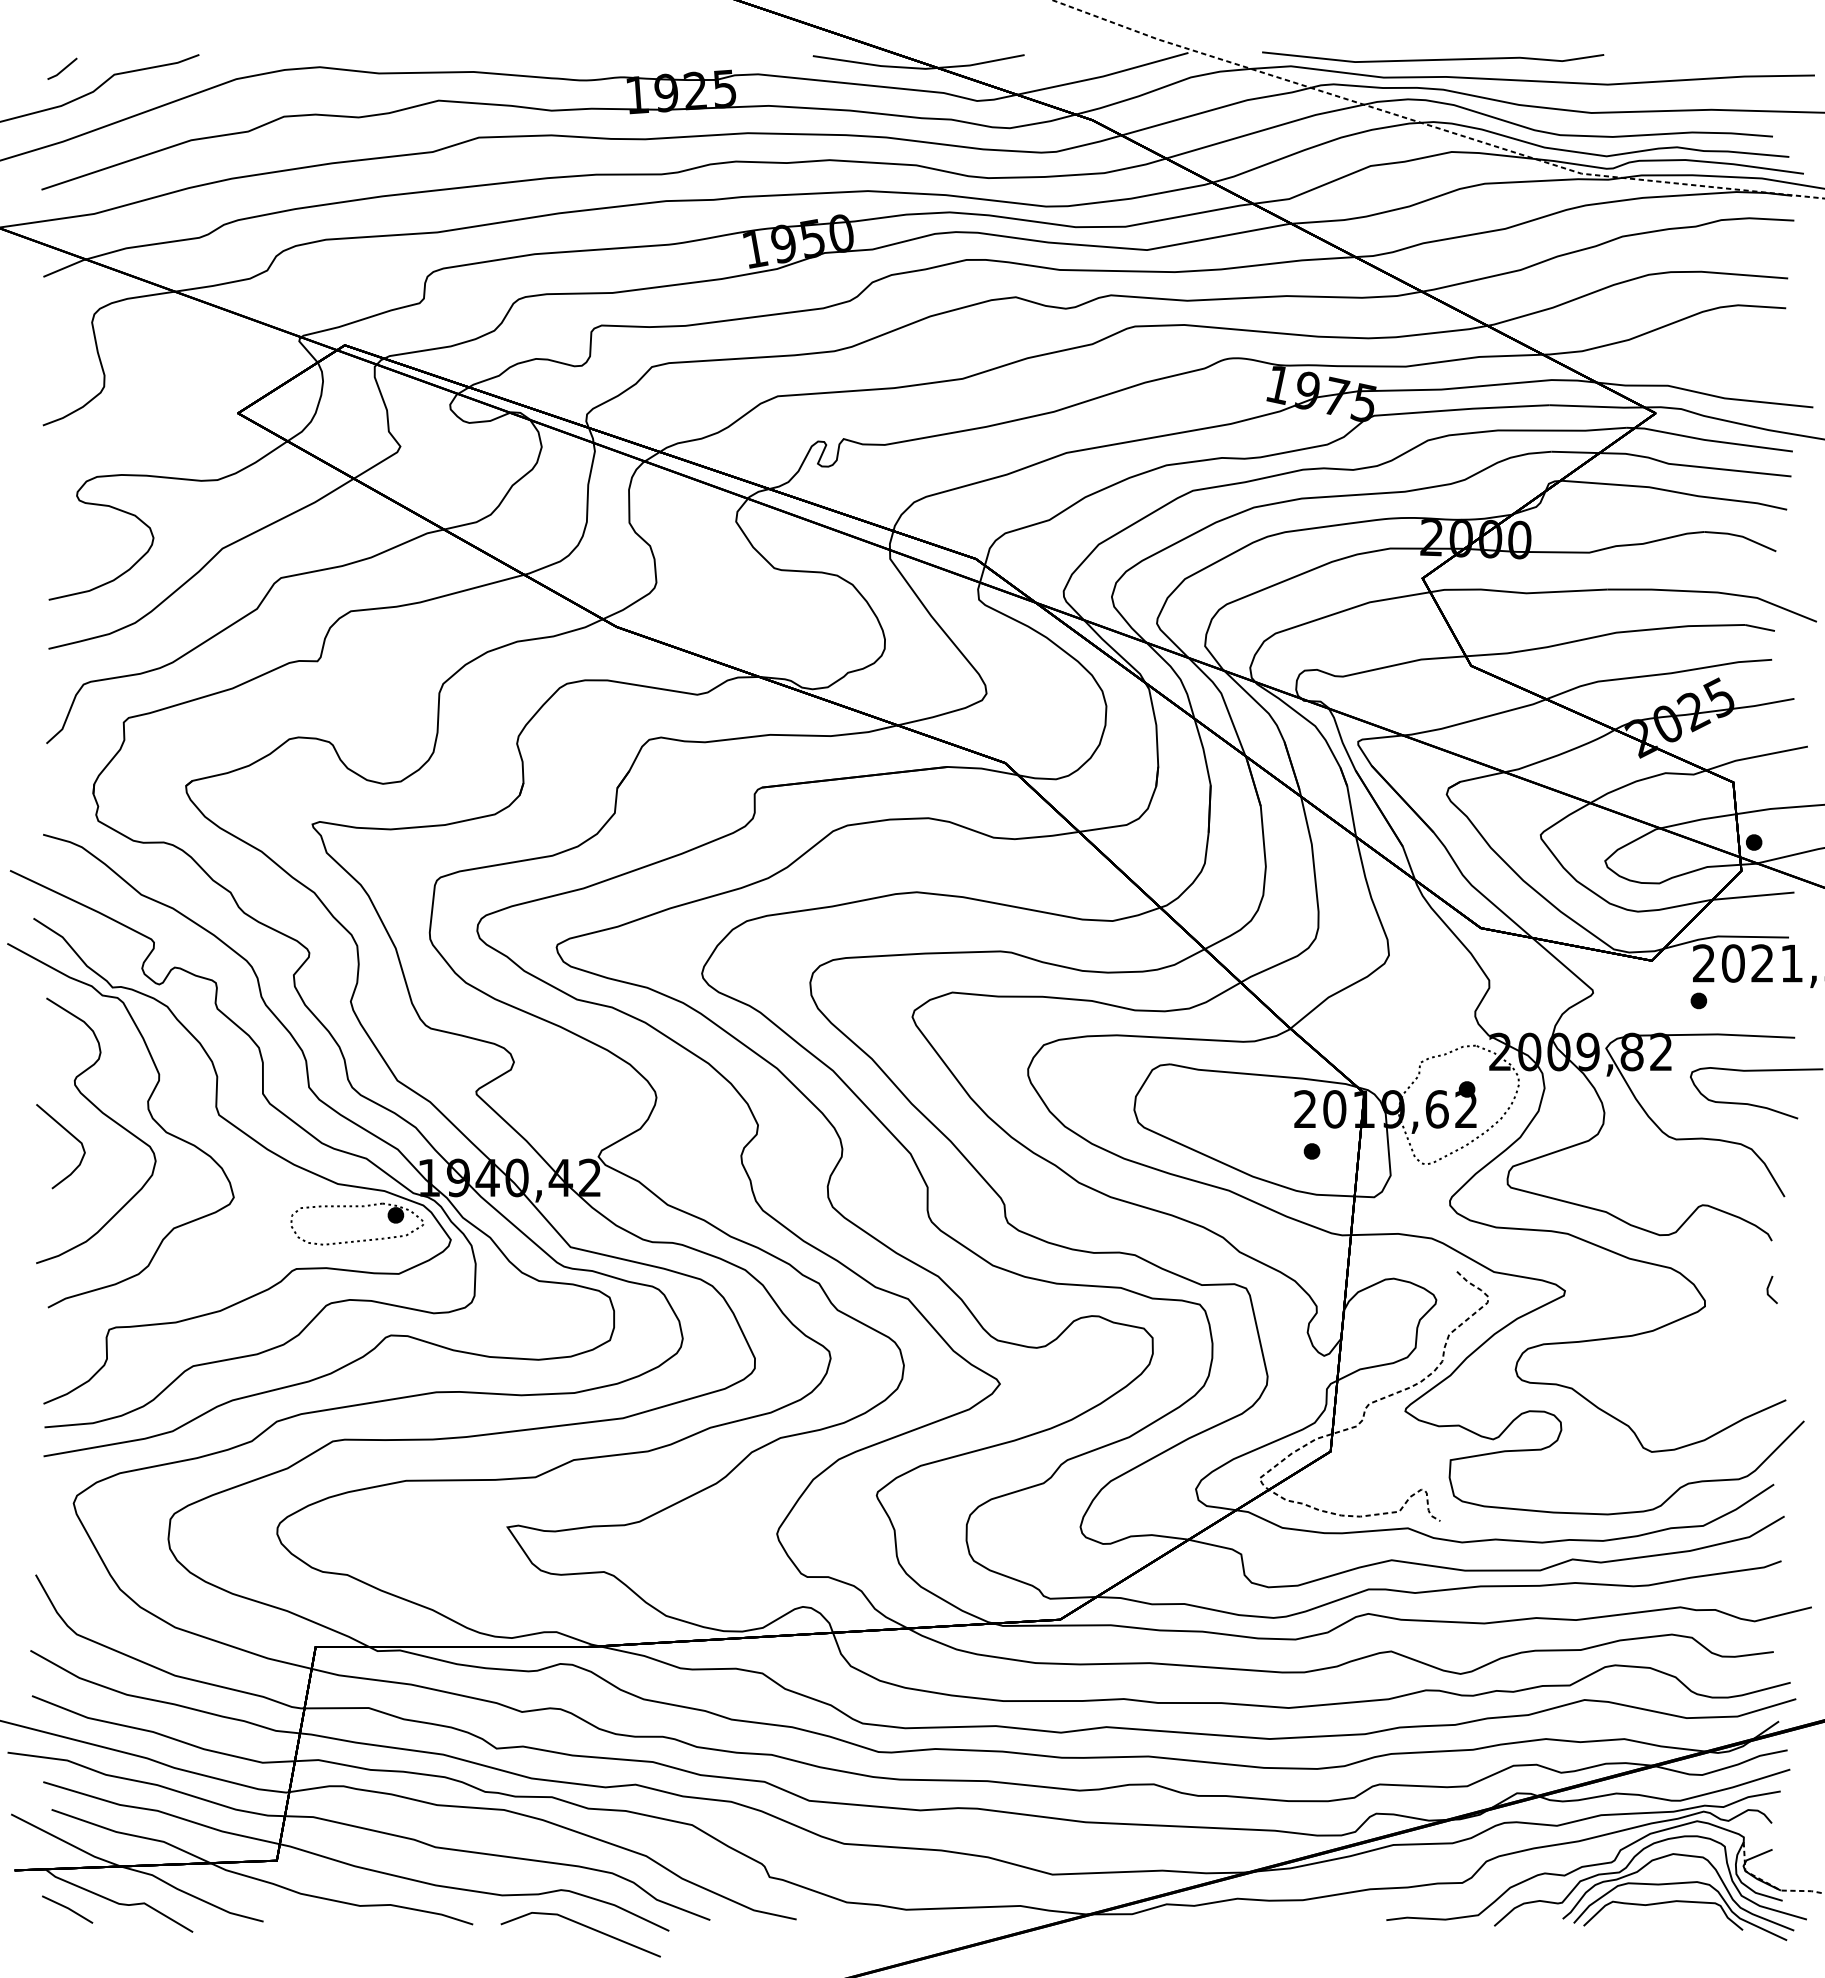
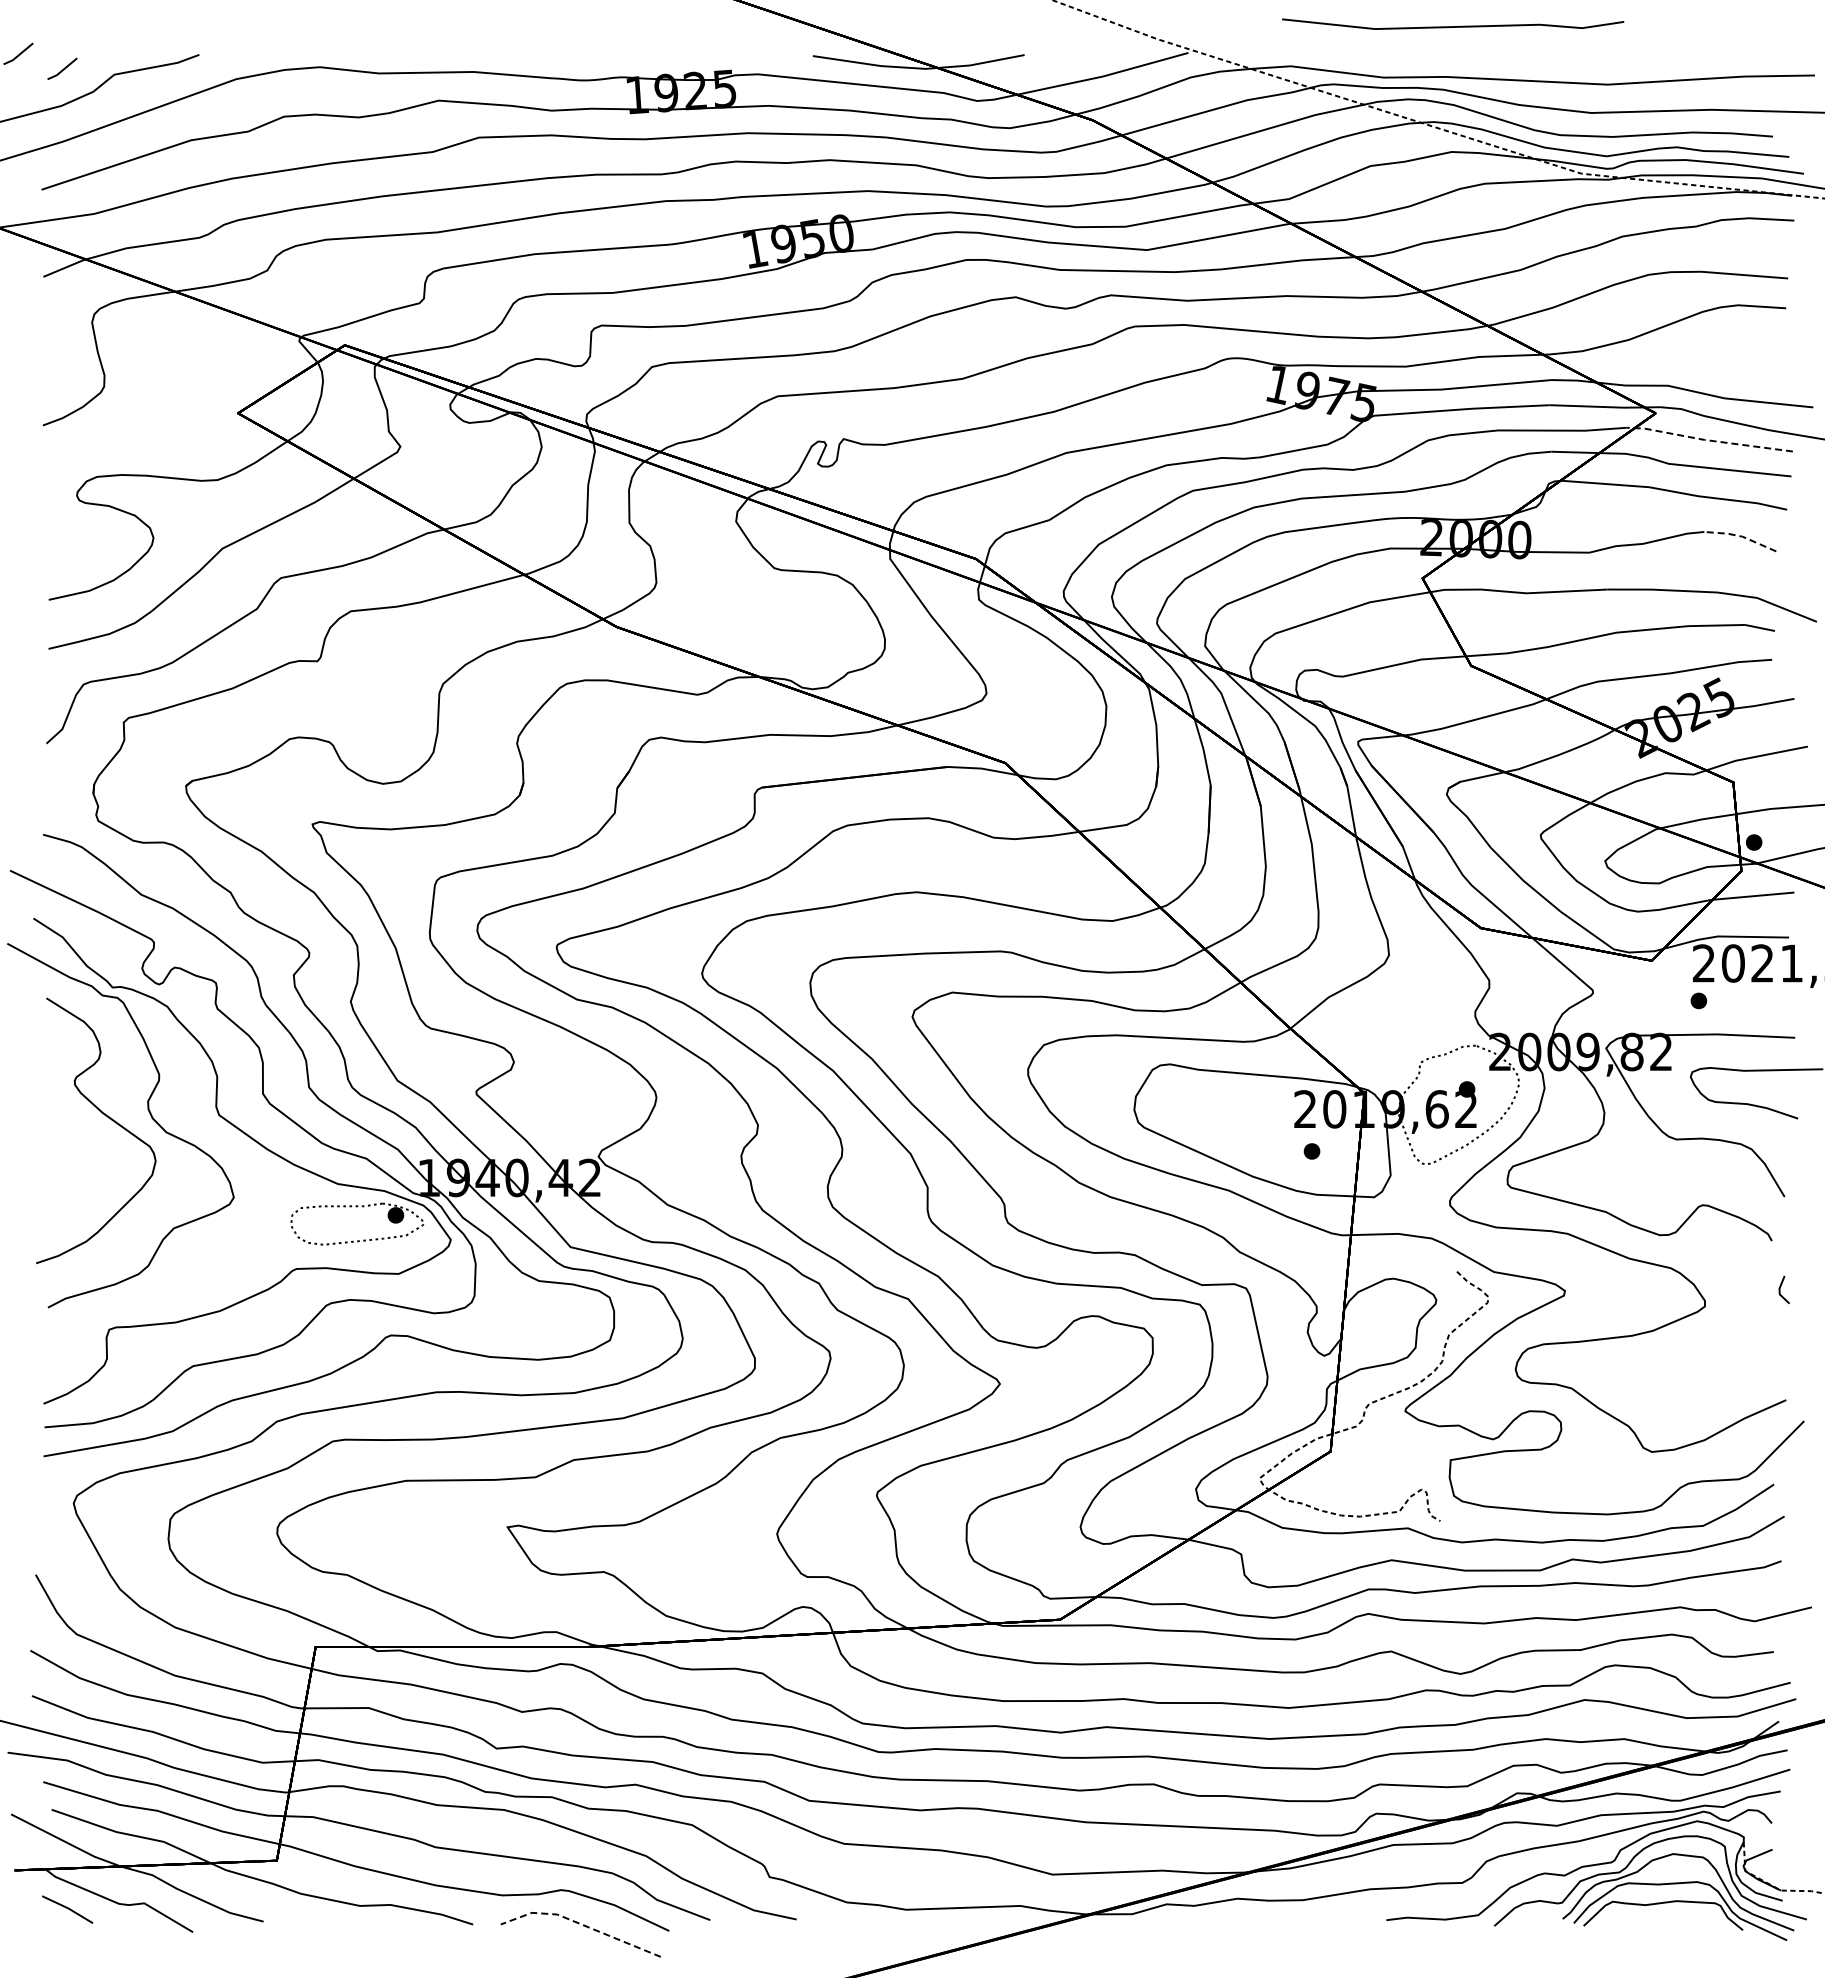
line: none -> present (19, 53)
line position: (1433, 59) -> (1453, 26) (1453, 26)
line: solid -> dashed (1708, 440)
line: solid -> dashed (1740, 536)
curve: present -> none (69, 1134)
line position: (1768, 1289) -> (1780, 1289) (1780, 1289)
line: solid -> dashed (580, 1923)
